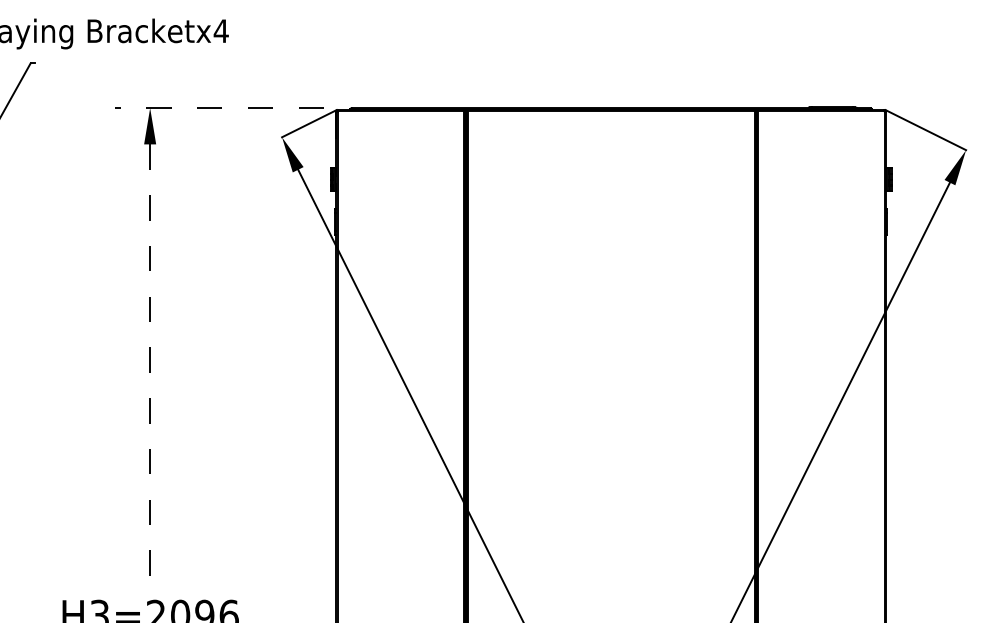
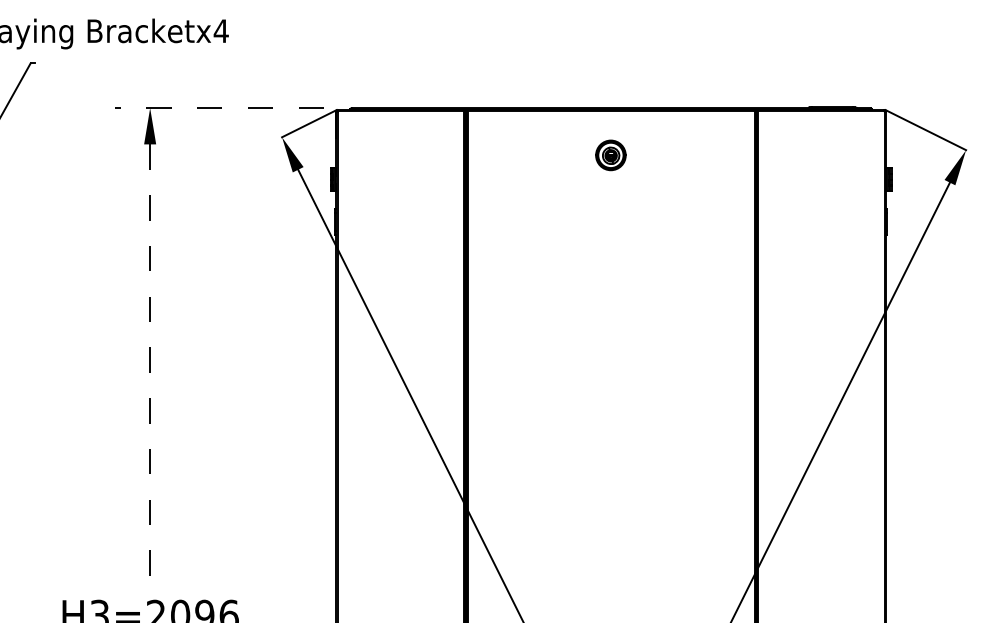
part: none -> present (610, 155)
